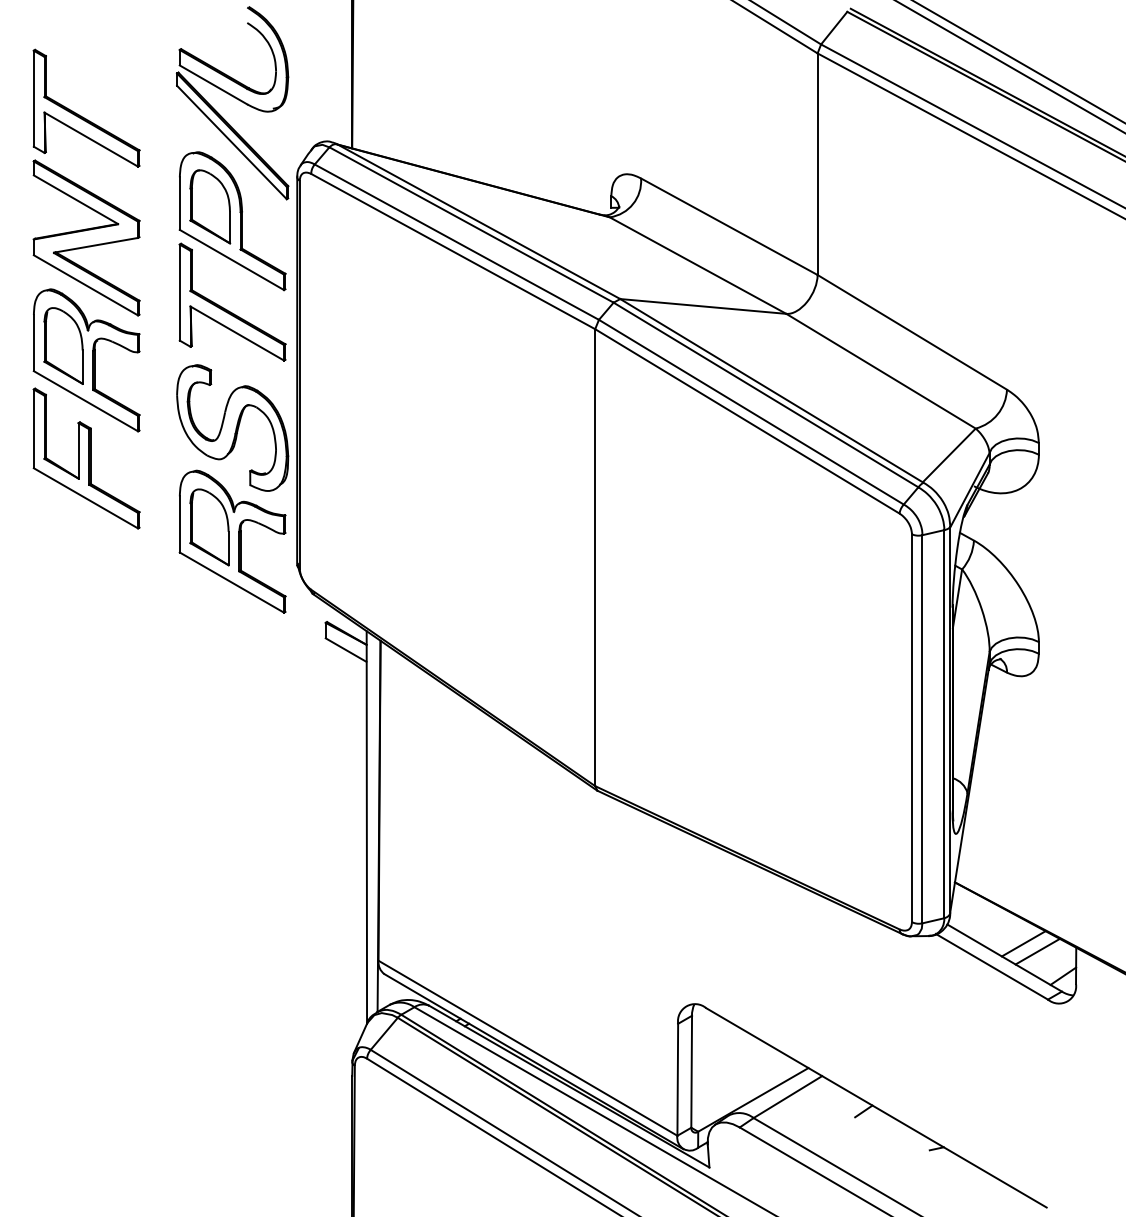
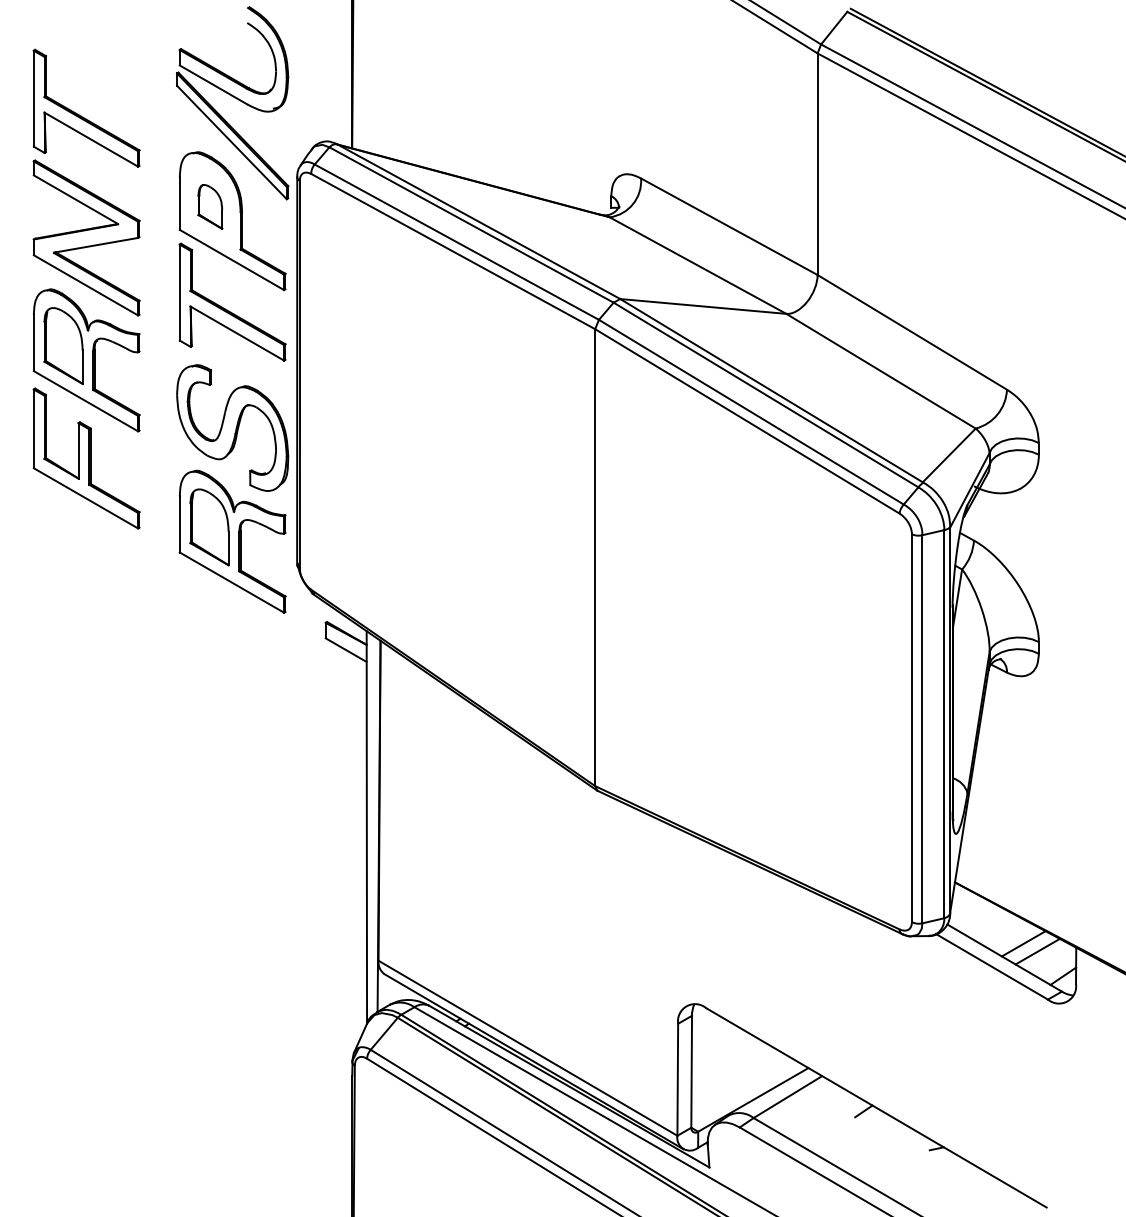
line: present -> none (1018, 61)
line: present -> none (1010, 66)
part size: 43x76 px -> 27x46 px (210, 206)
